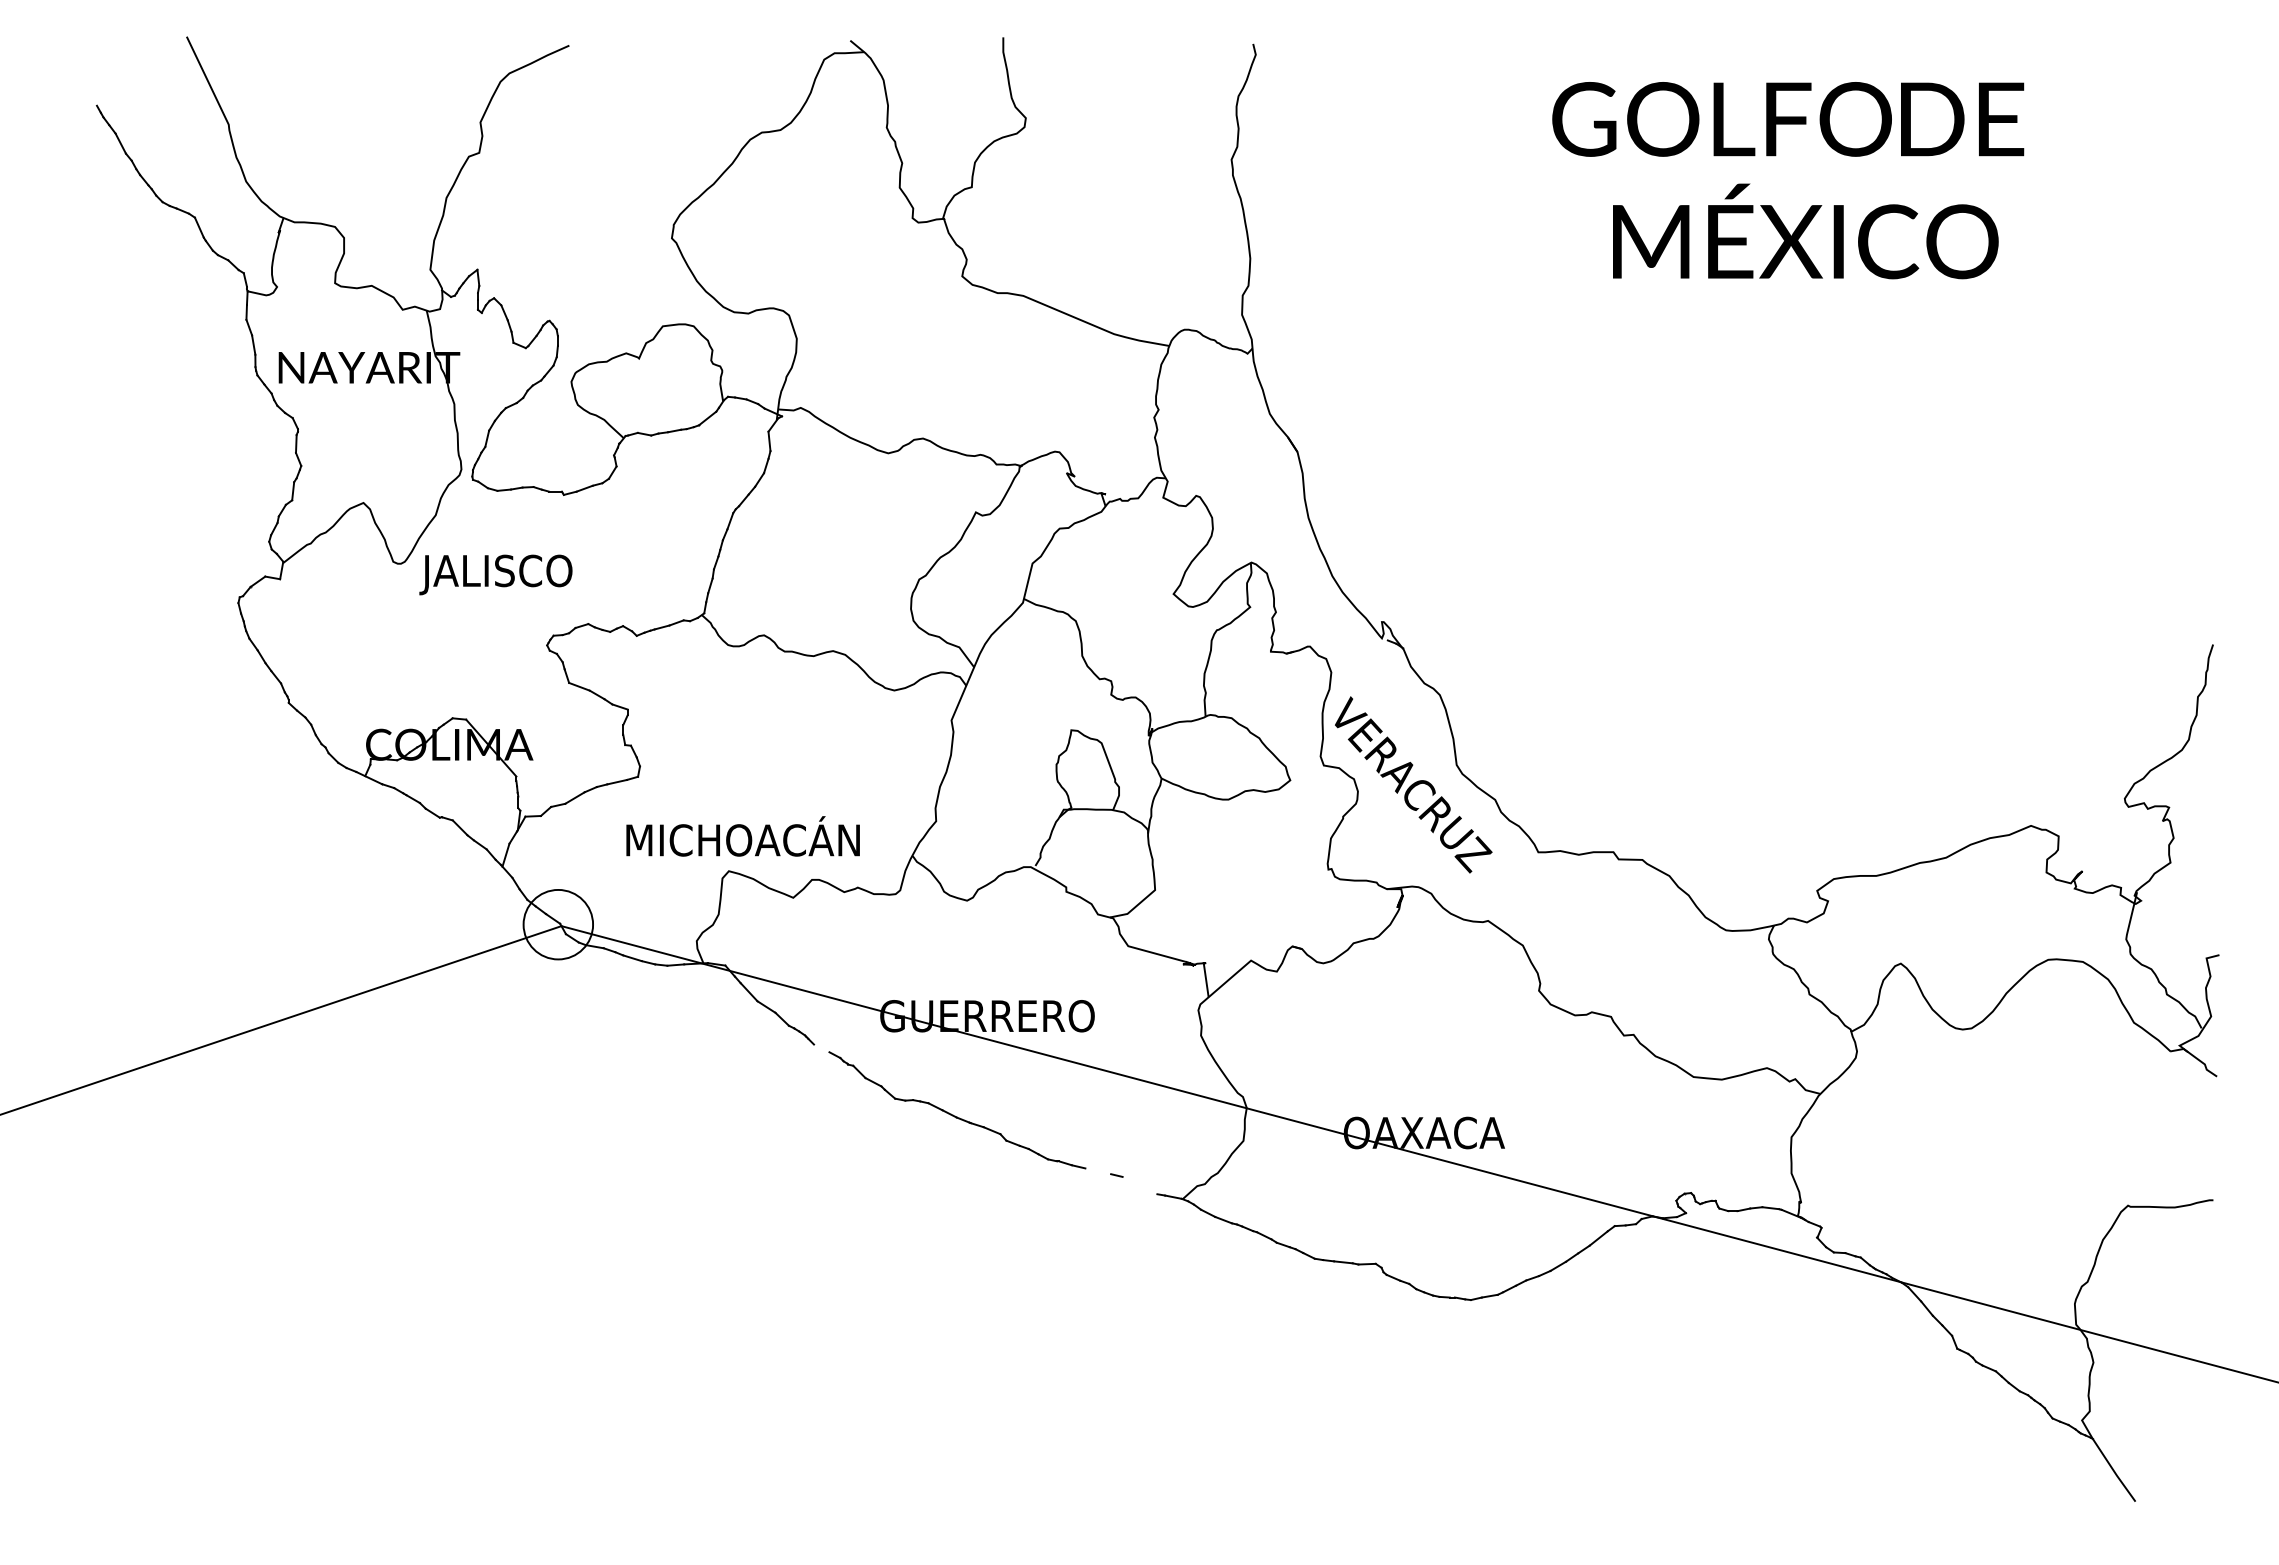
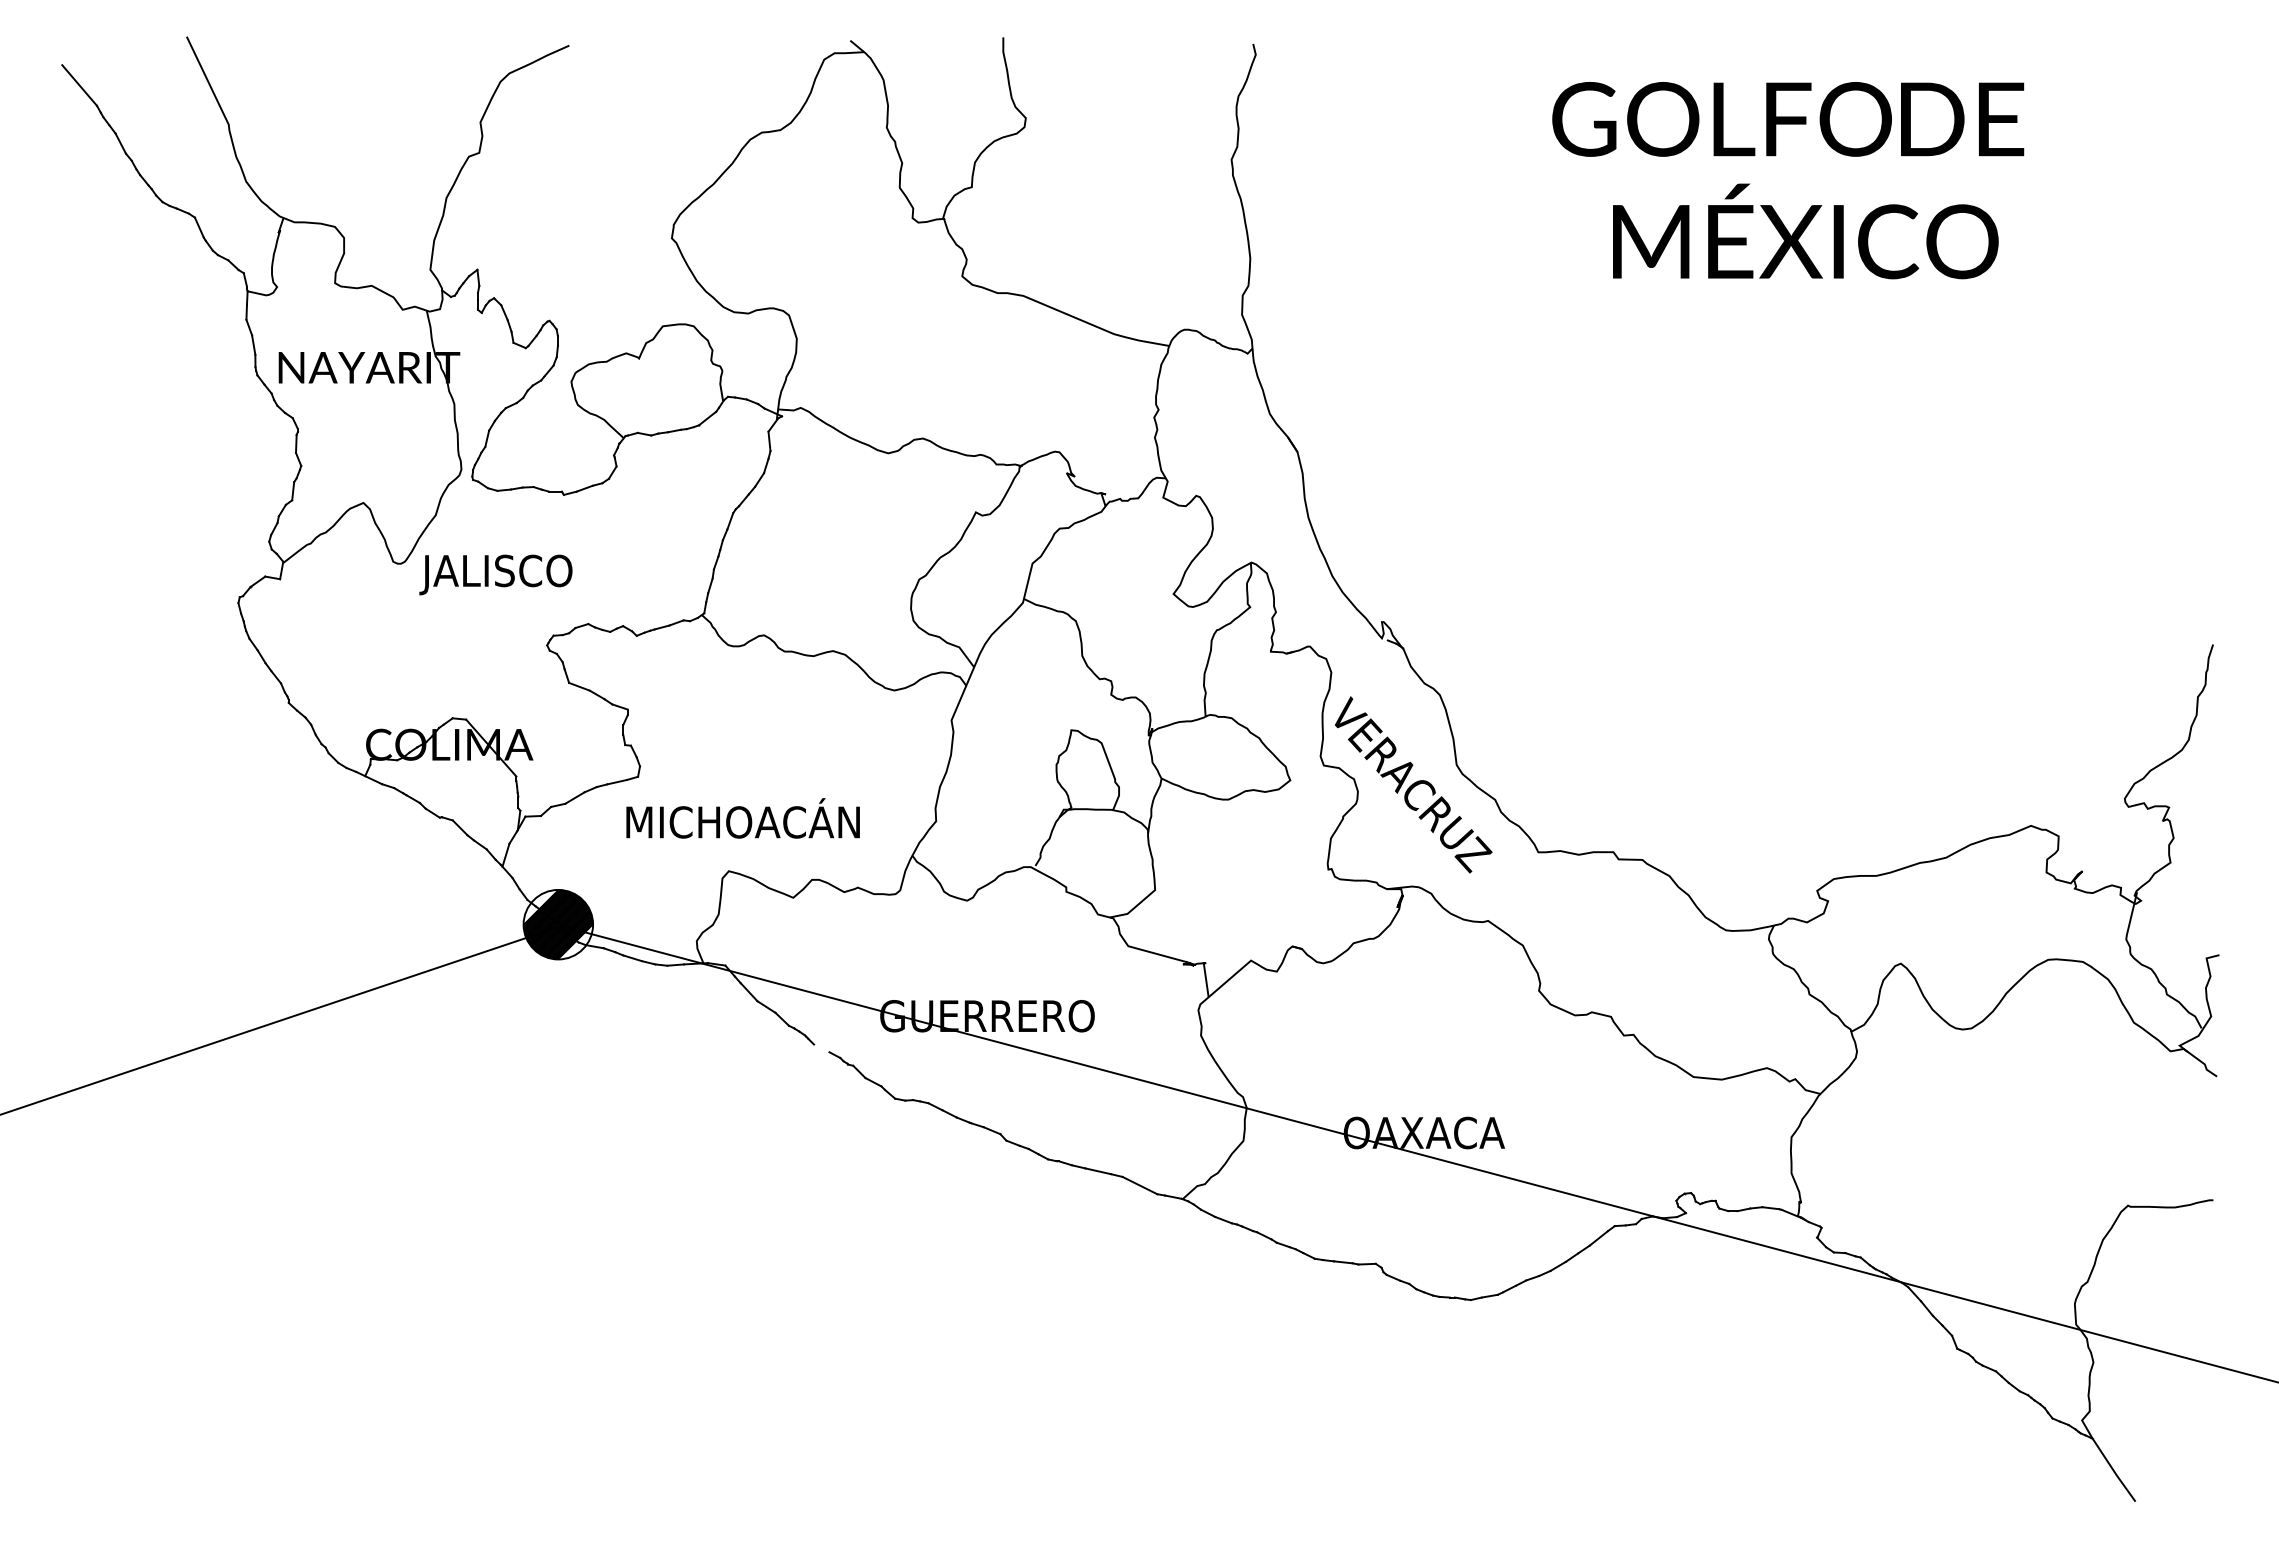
line: none -> present (79, 85)
text position: (742, 836) -> (742, 818) (742, 818)
hatch: none -> present (558, 924)
line: none -> present (1098, 1171)
line: none -> present (1139, 1185)
